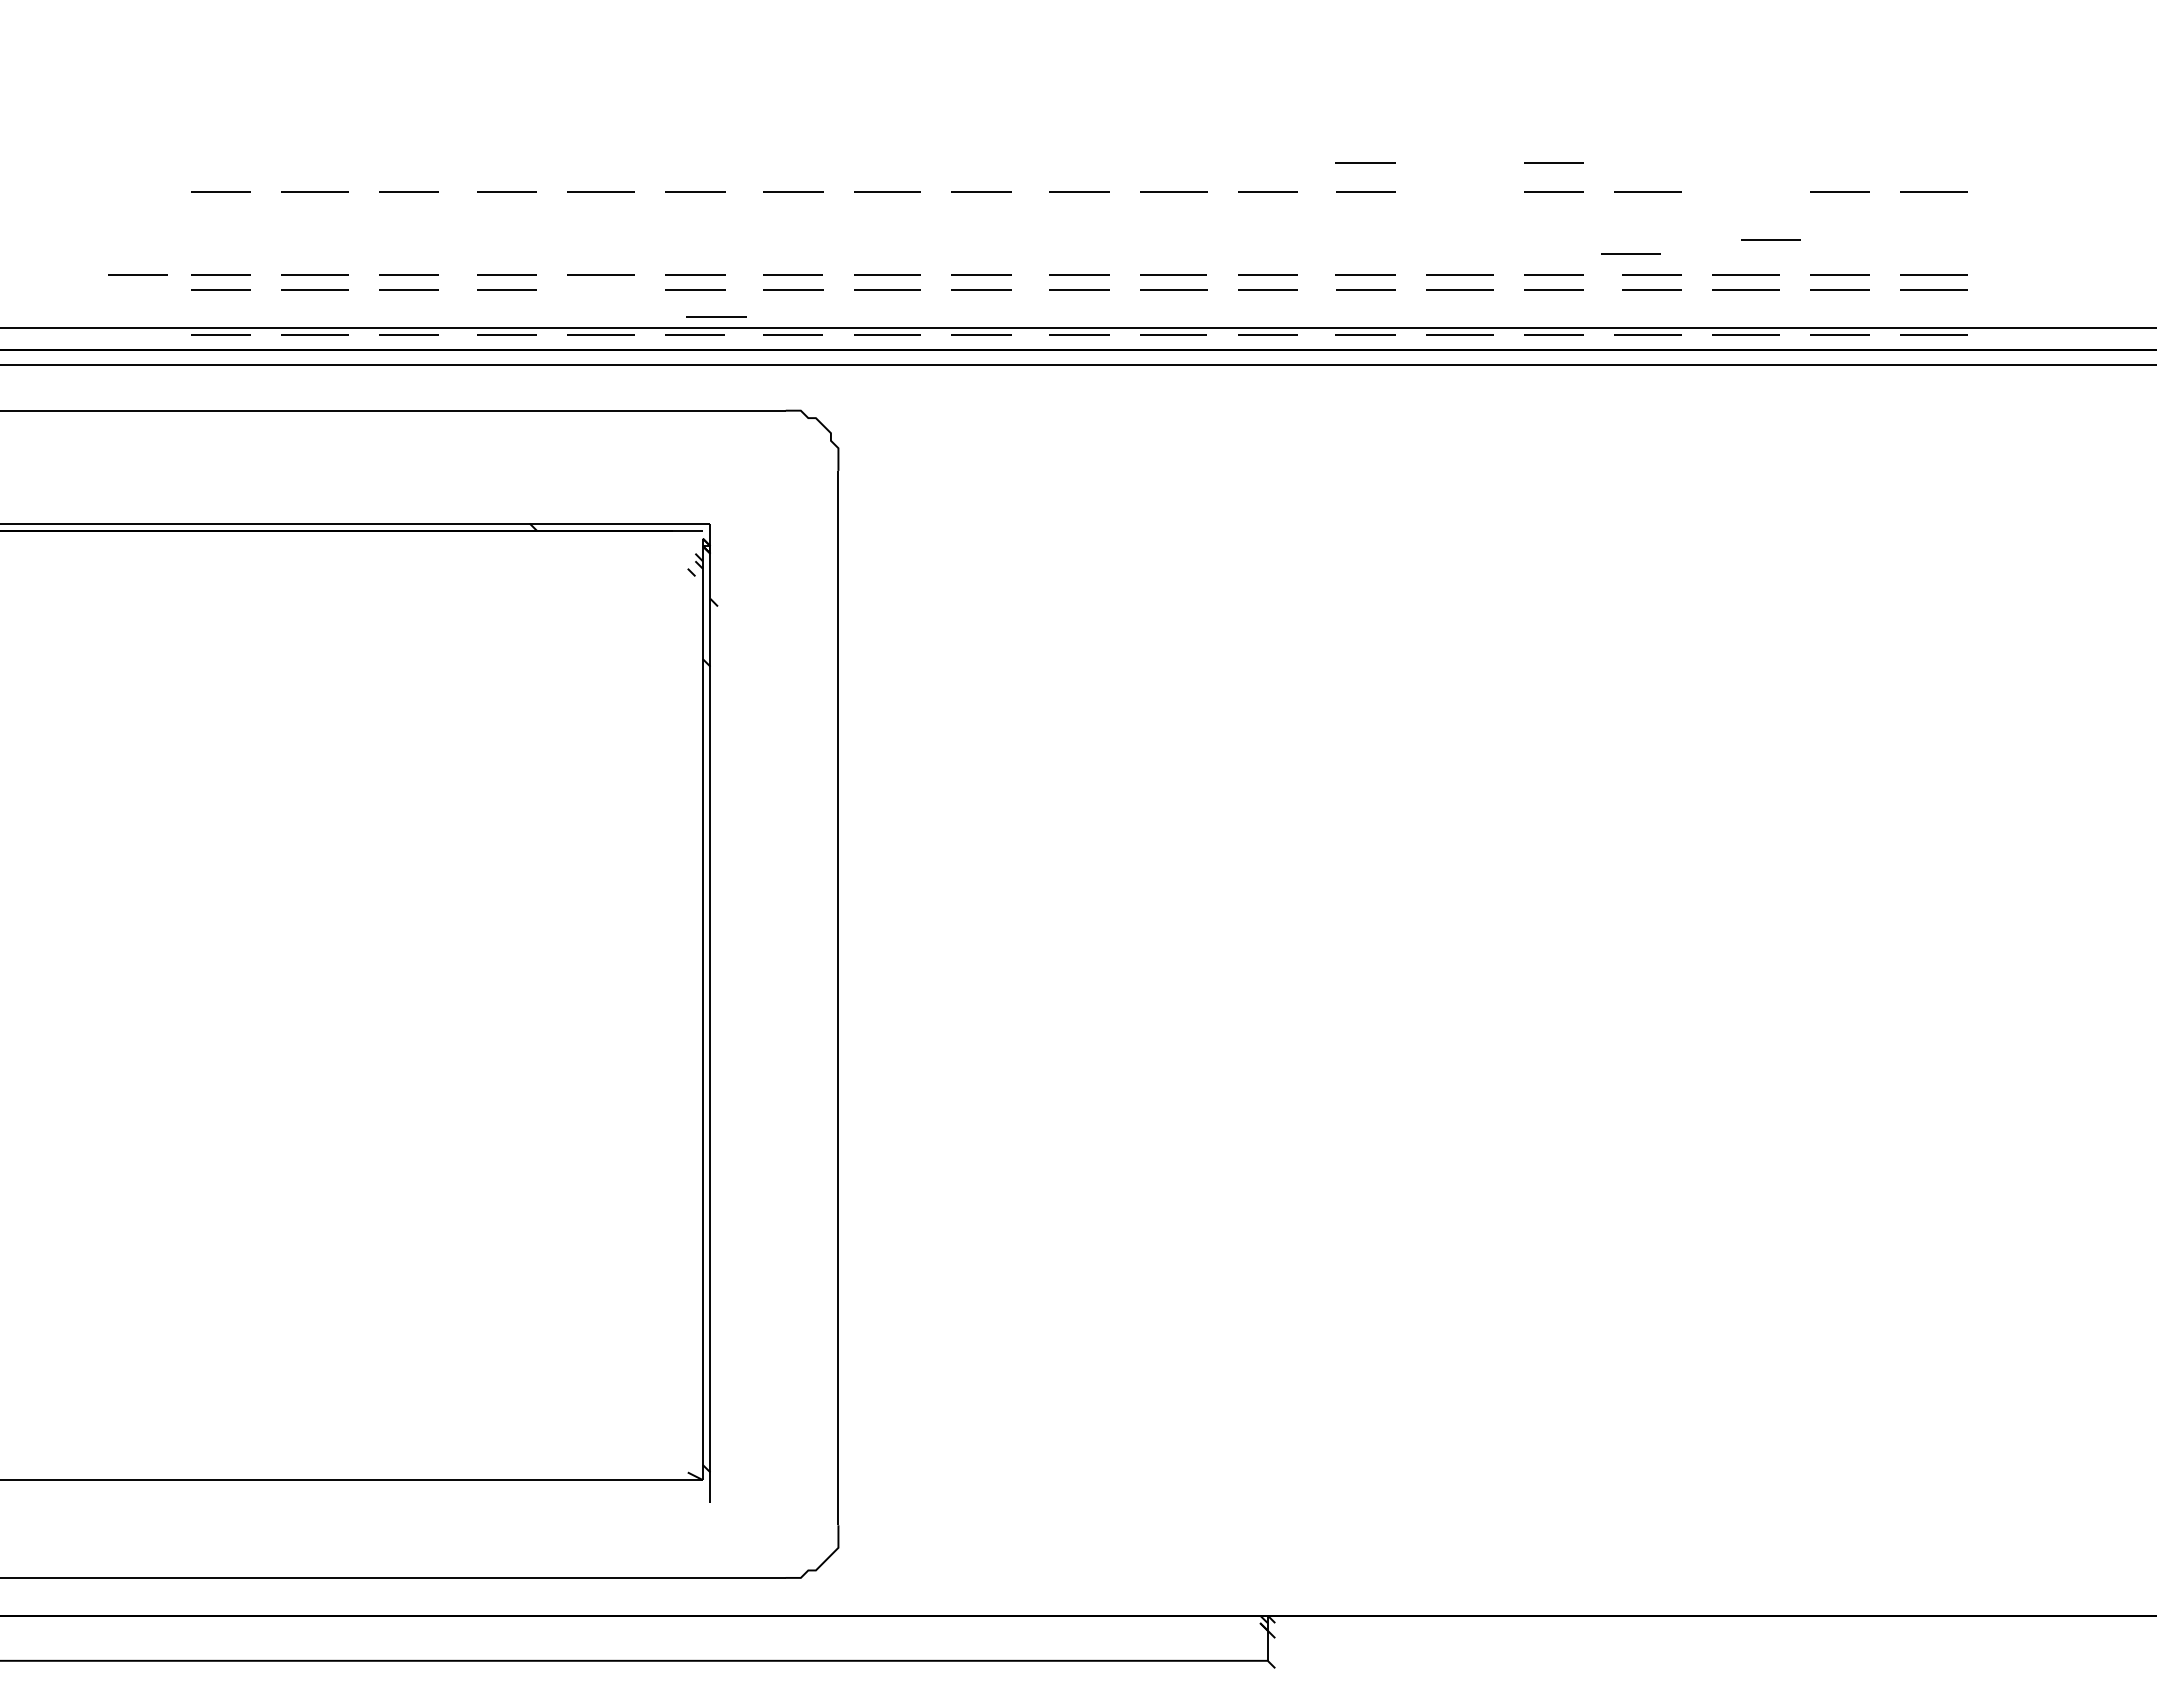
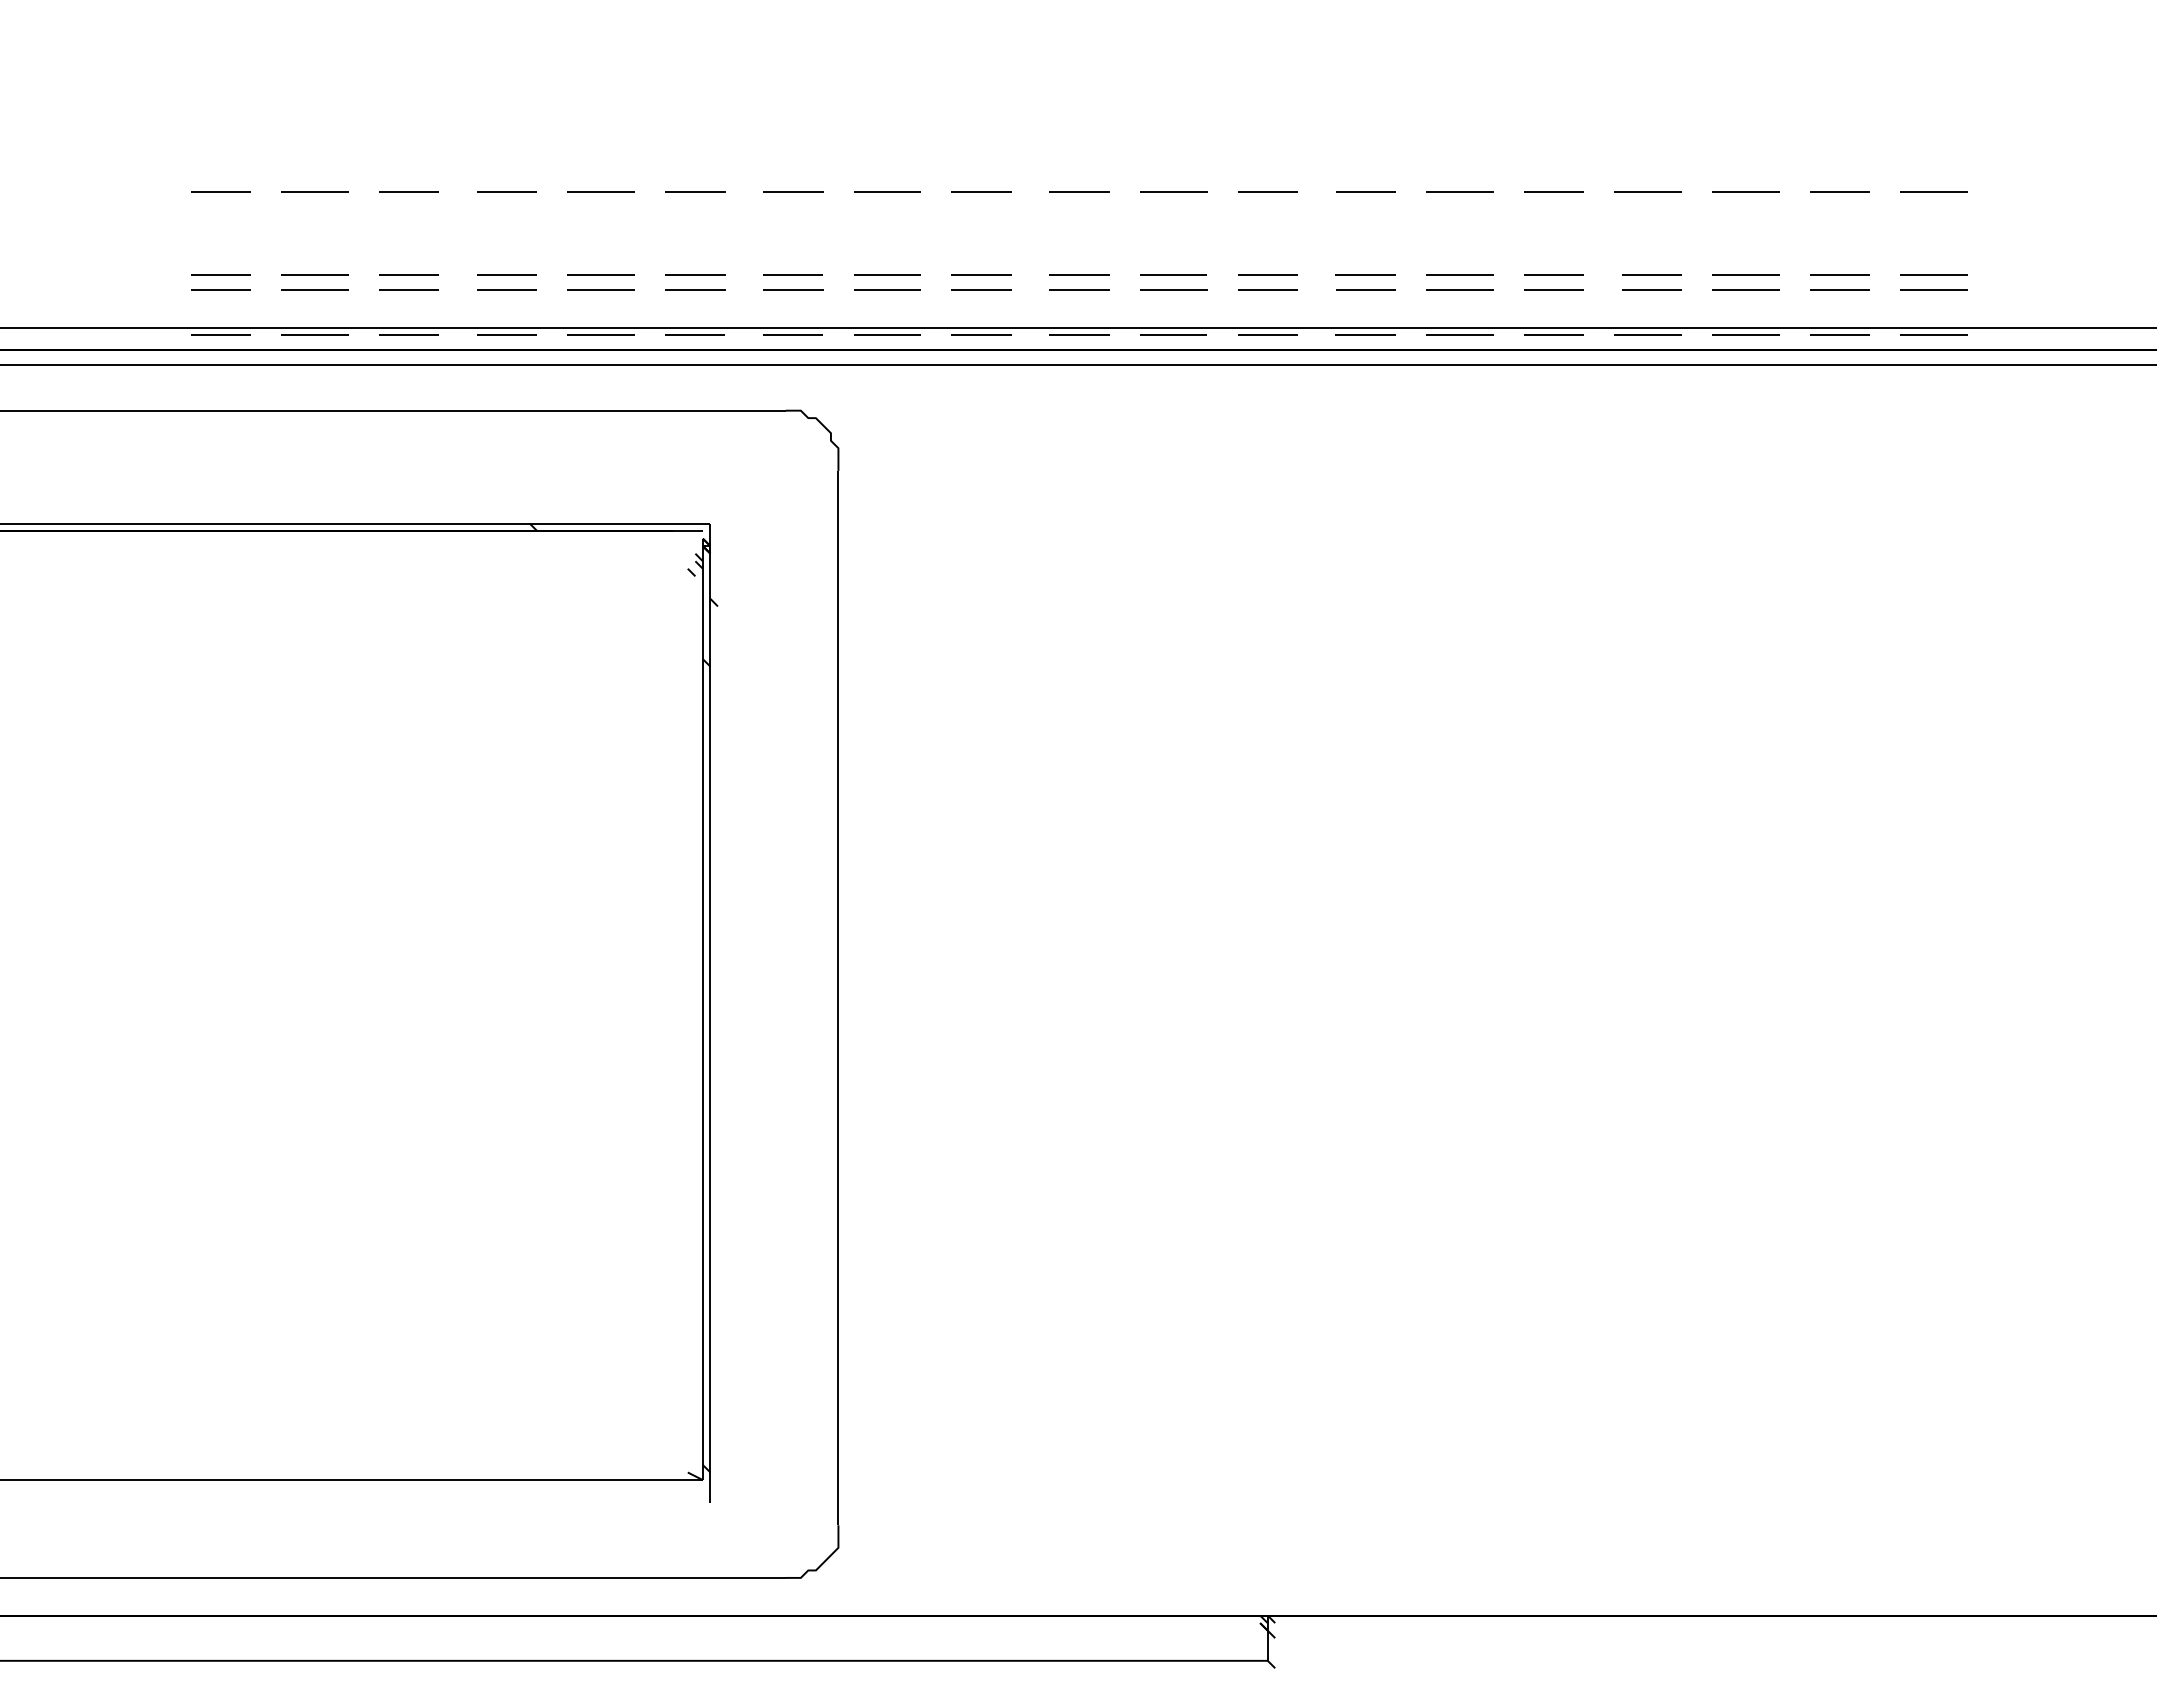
line: present -> none (1365, 162)
line: present -> none (1553, 162)
line: none -> present (1459, 191)
line: none -> present (1745, 191)
line: present -> none (1770, 239)
line: present -> none (1630, 253)
line: present -> none (137, 274)
line: none -> present (600, 289)
line: present -> none (716, 316)
